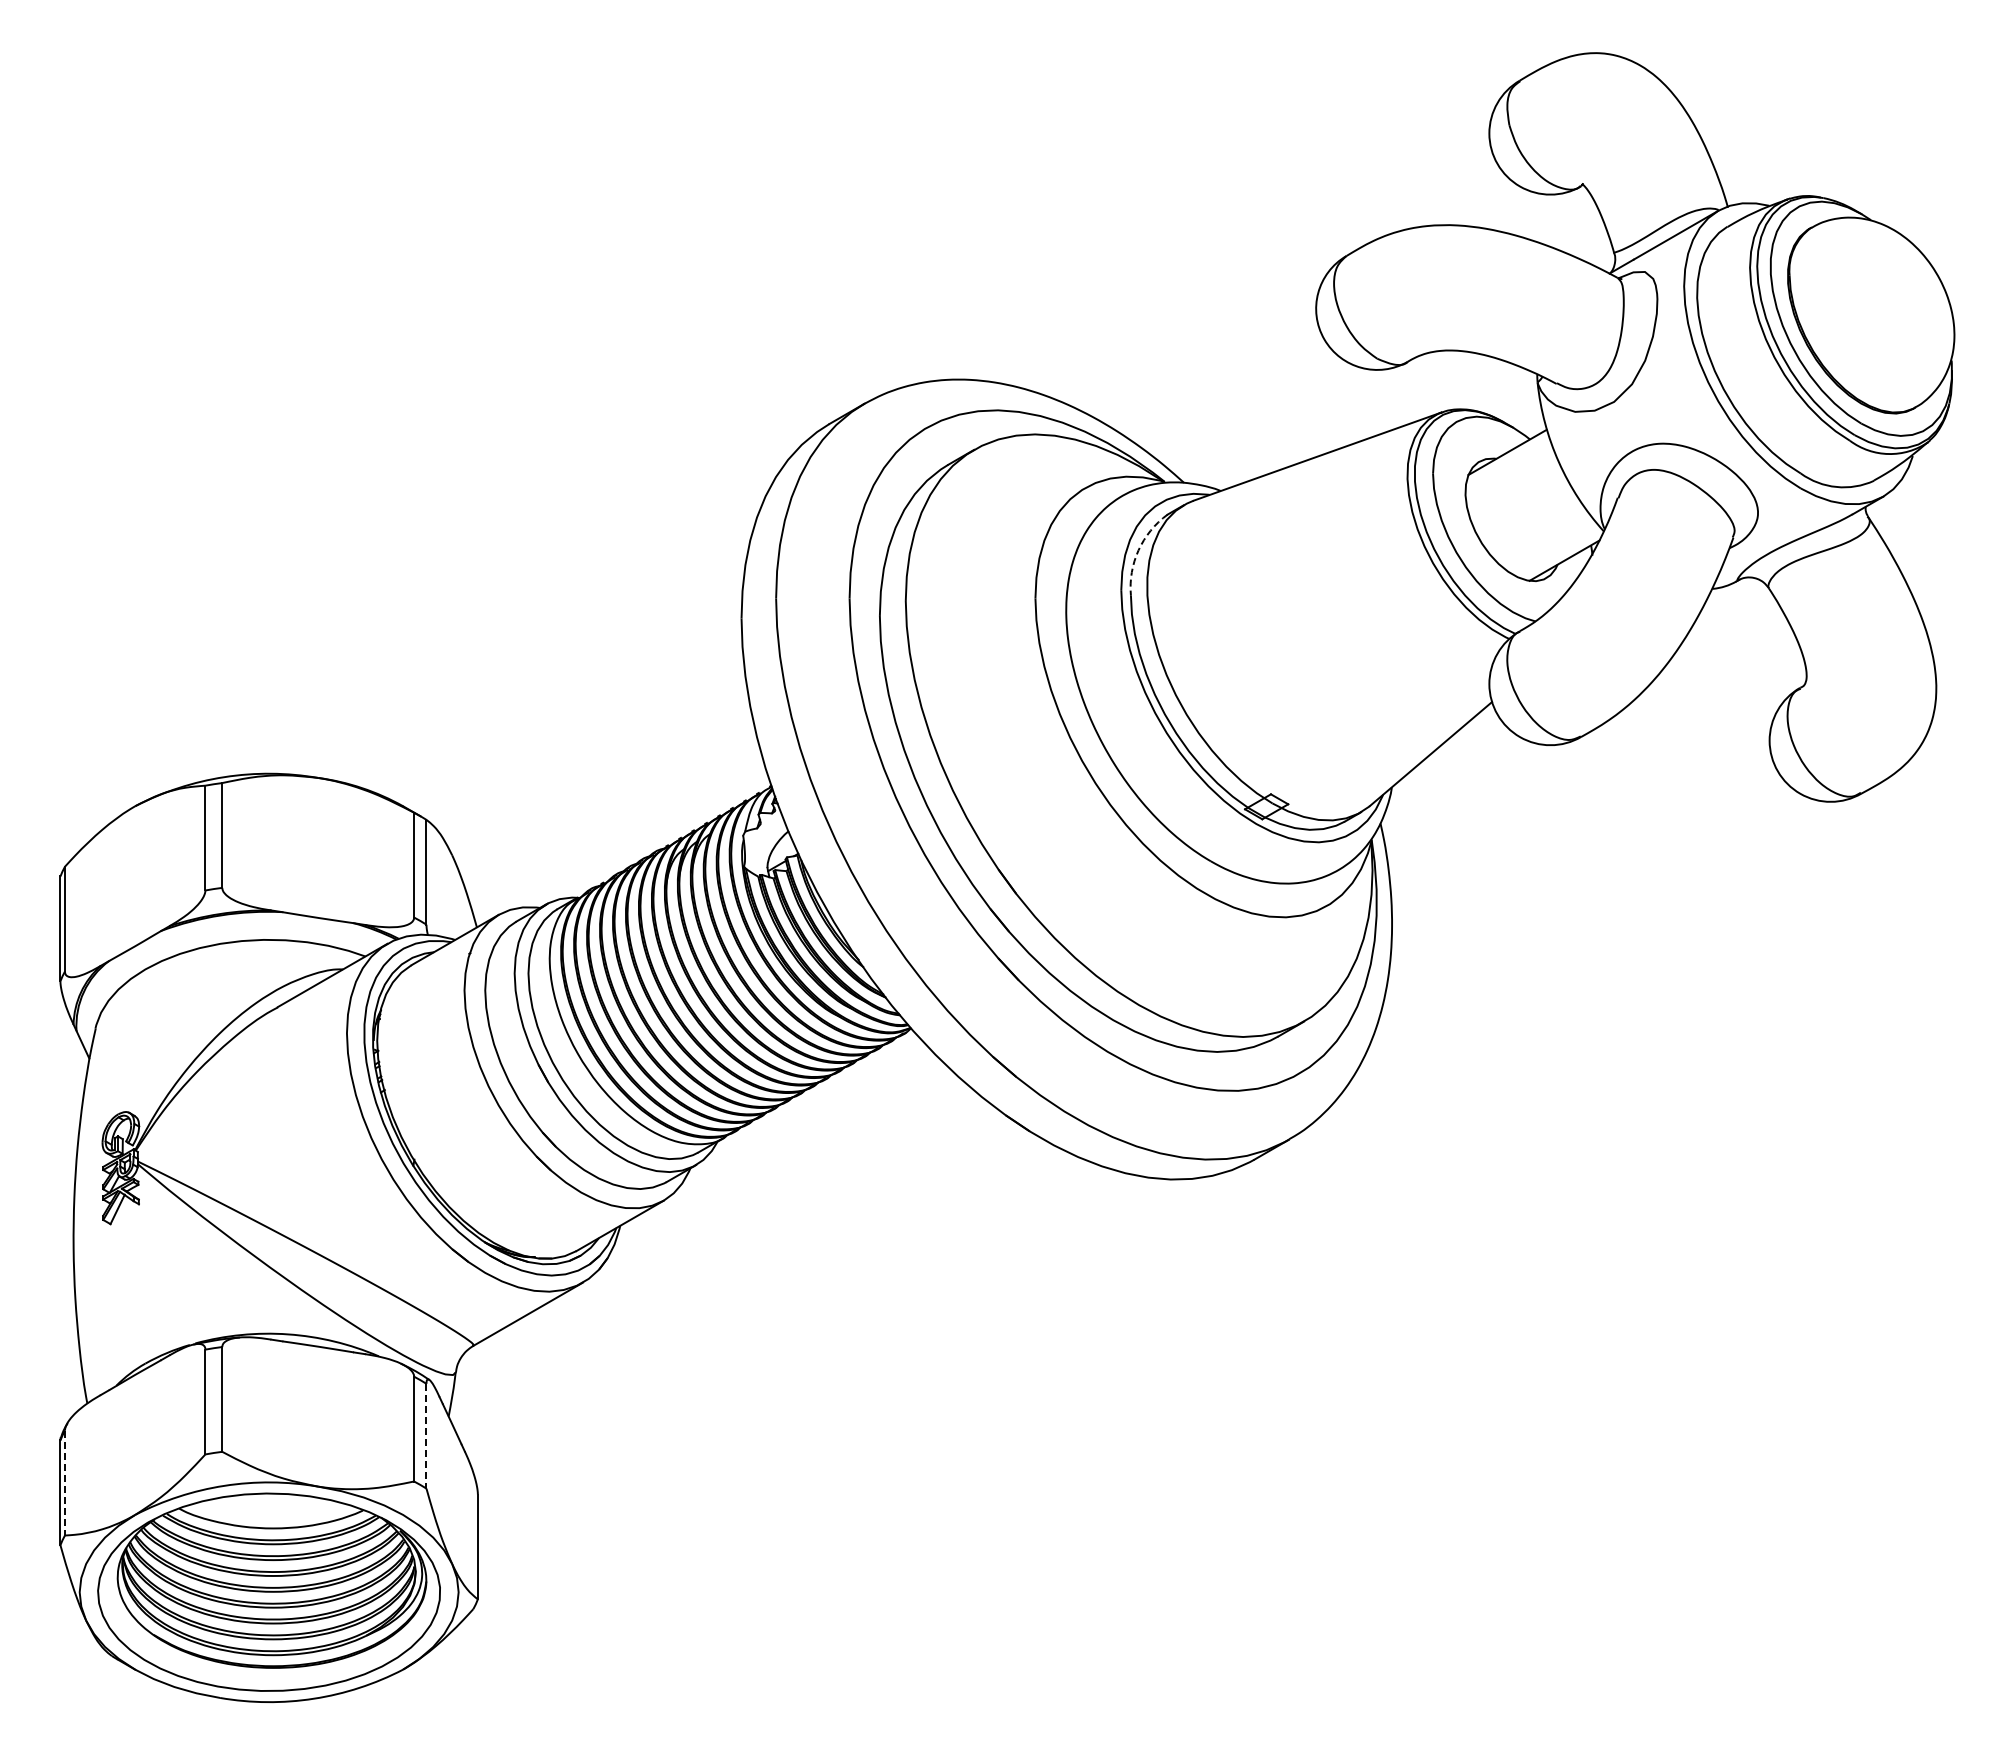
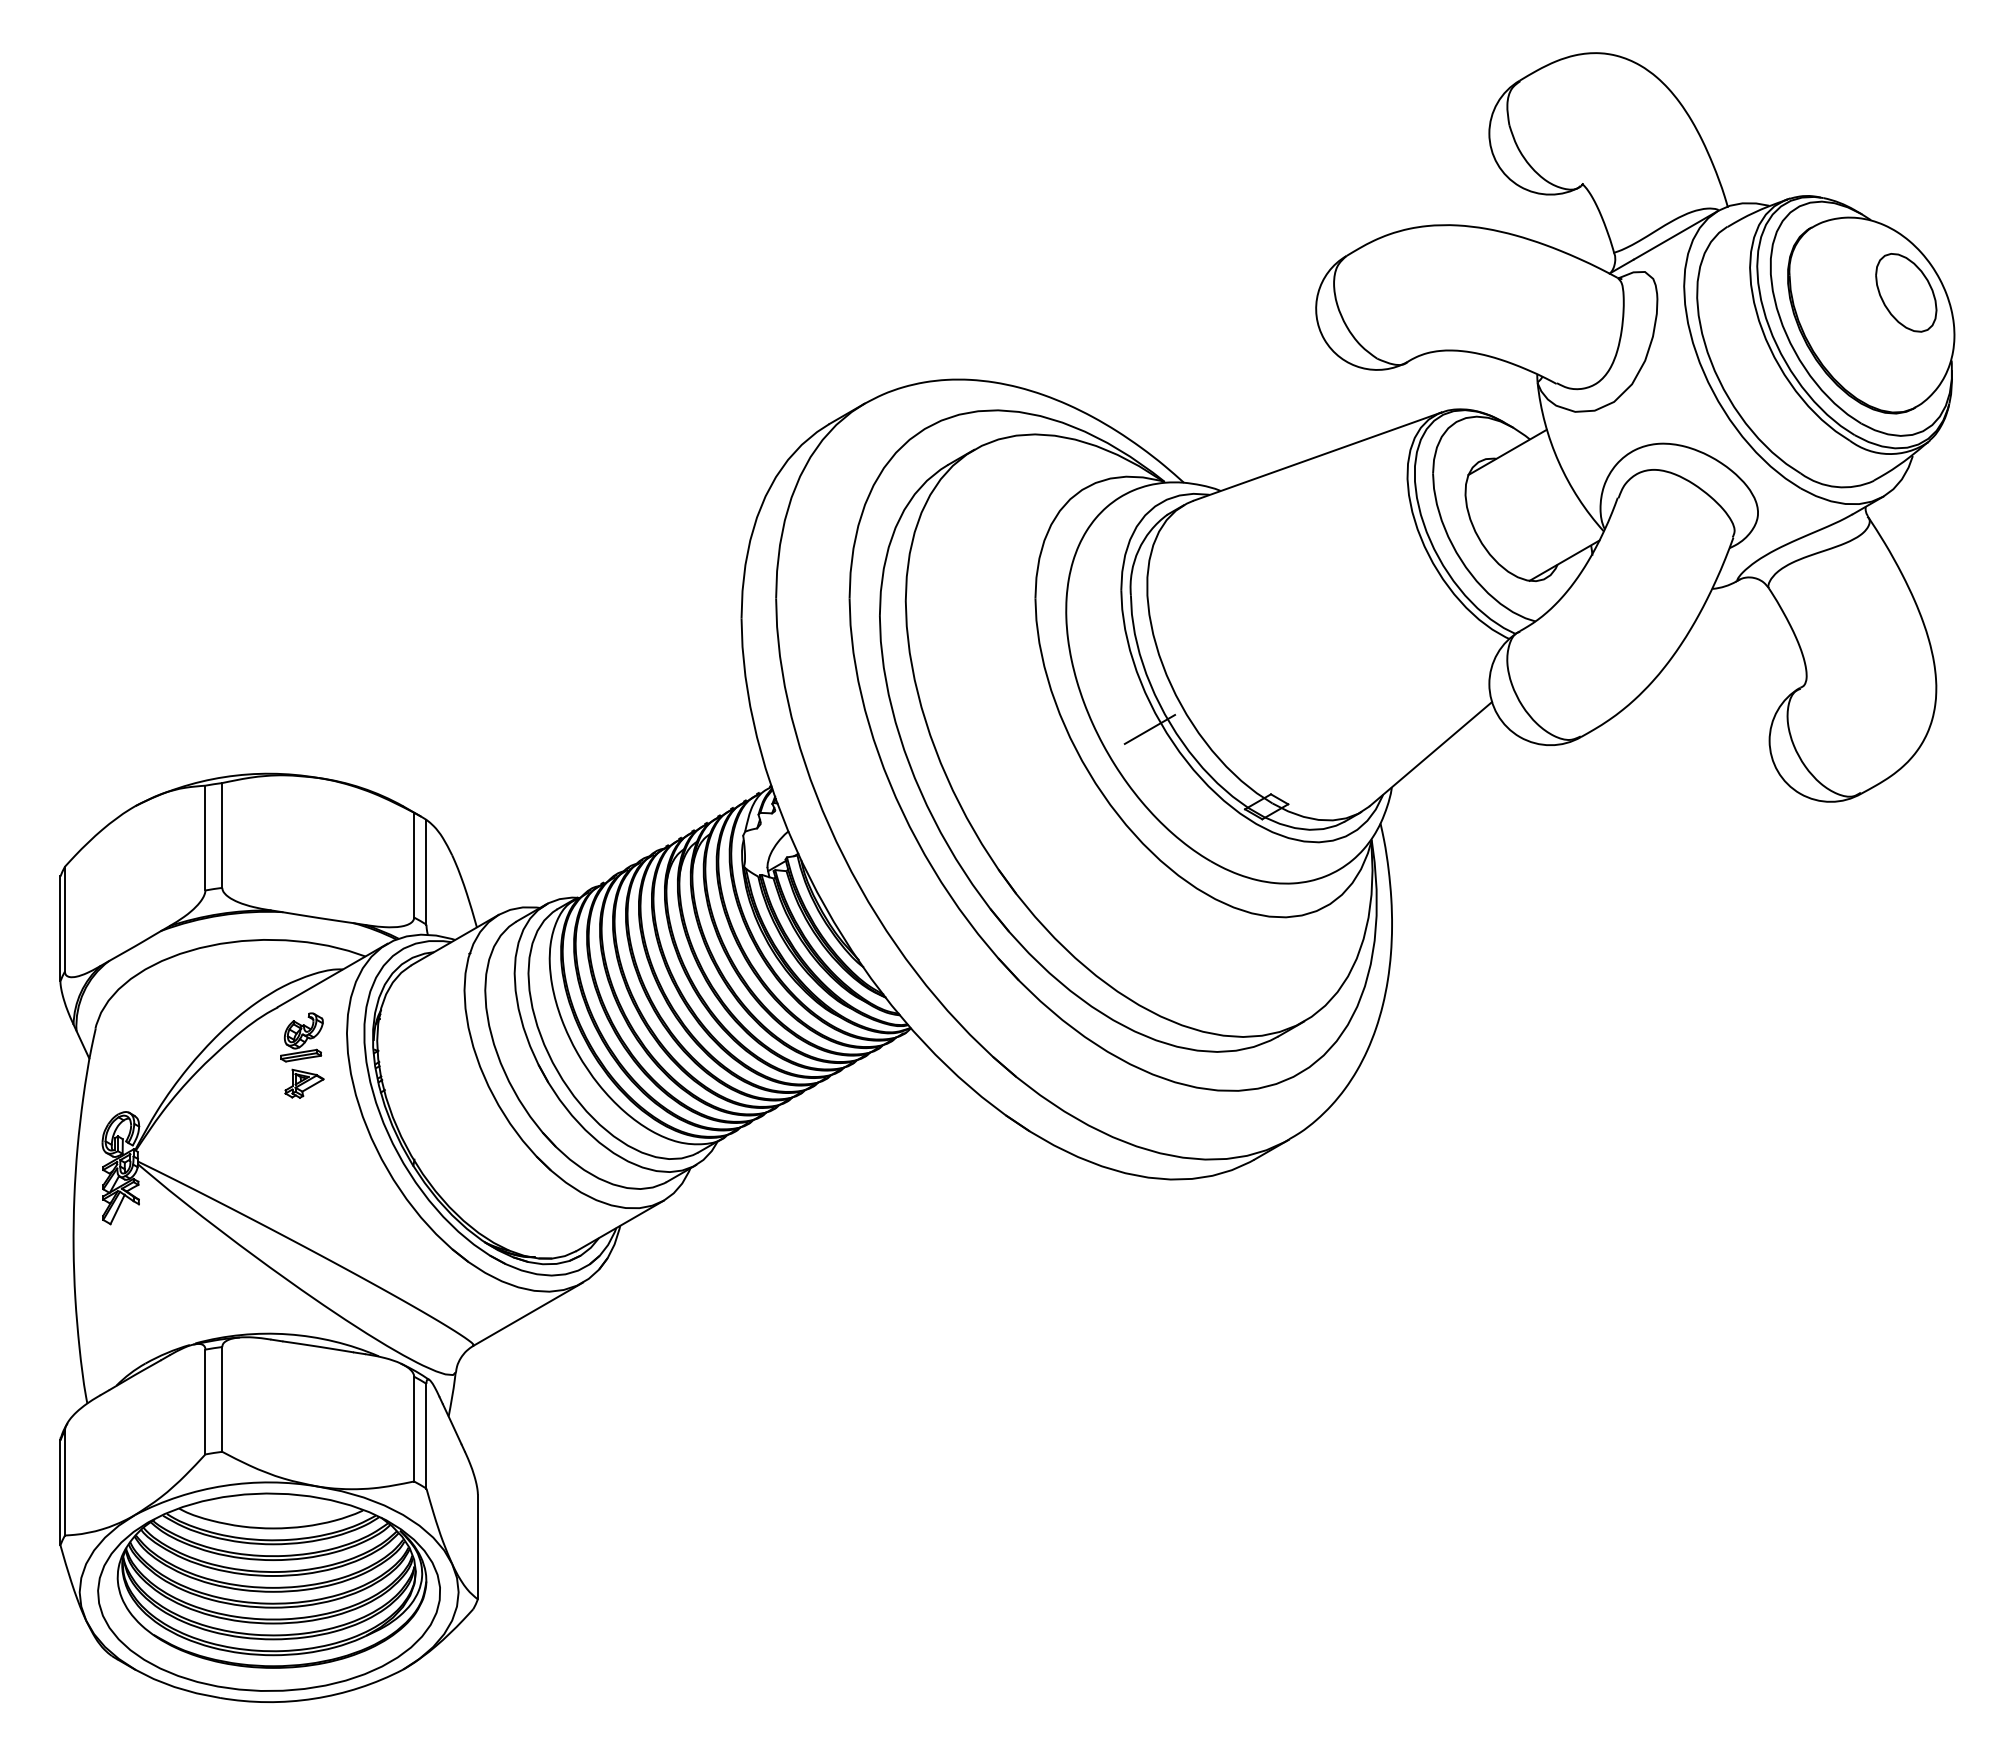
part: none -> present (1906, 292)
arc: dashed -> solid (1138, 550)
line: none -> present (1149, 729)
part: none -> present (302, 1055)
line: dashed -> solid (426, 1436)
line: dashed -> solid (64, 1483)
